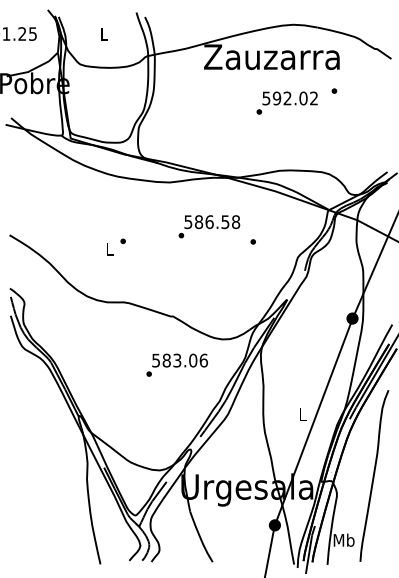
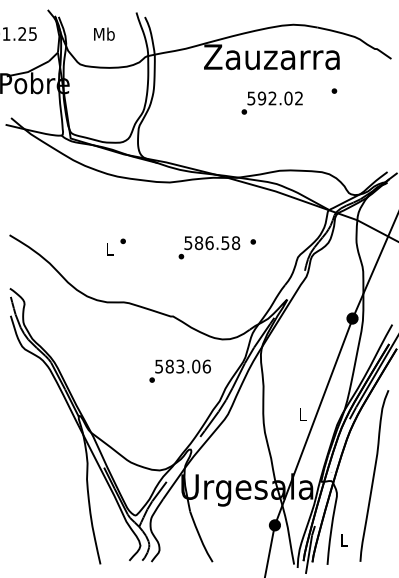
text: L -> Mb (104, 33)
text position: (286, 102) -> (271, 102) (271, 102)
text position: (209, 226) -> (209, 247) (209, 247)
text position: (176, 364) -> (179, 370) (179, 370)
text: Mb -> L (343, 539)
